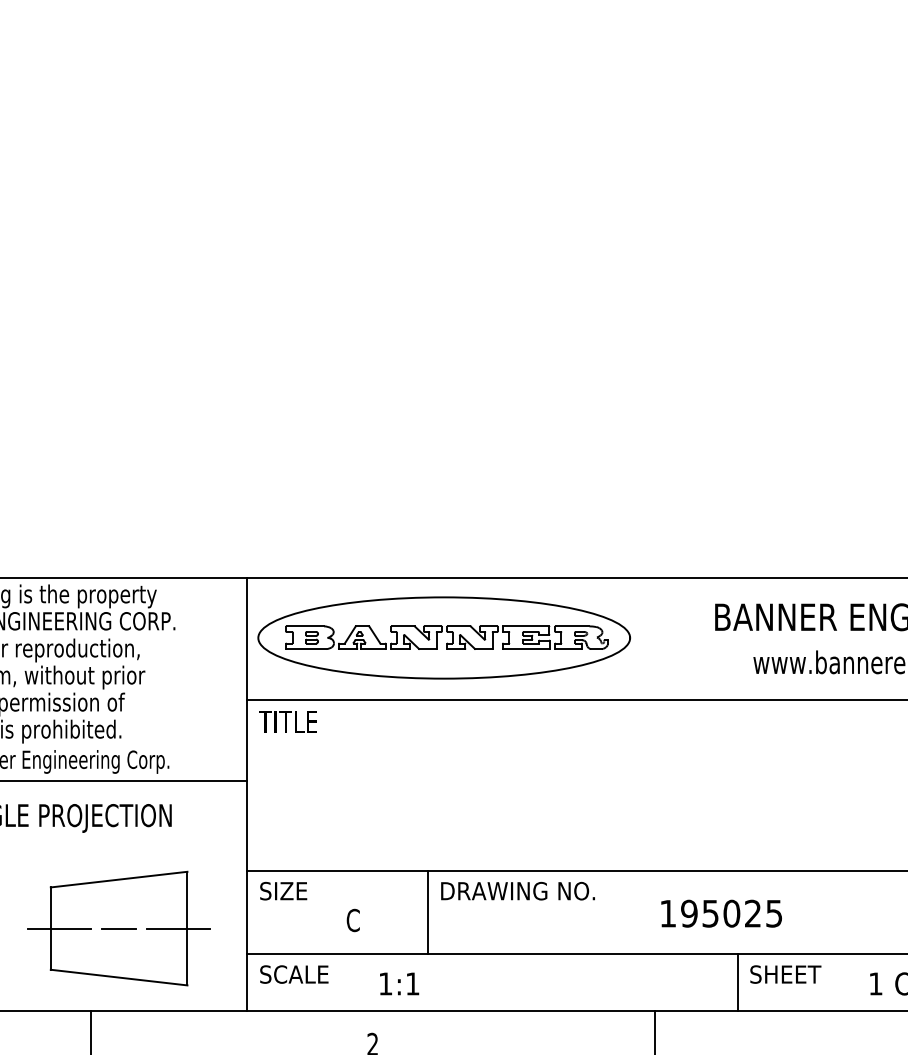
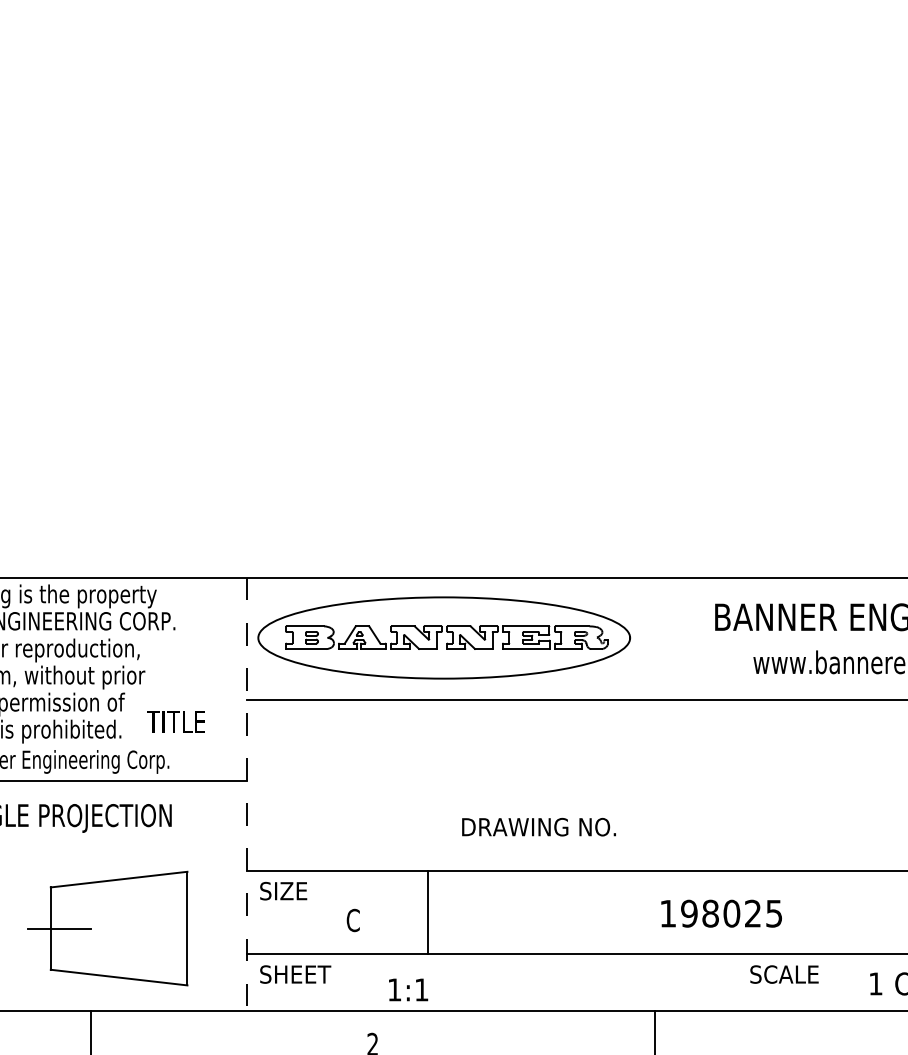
text position: (287, 721) -> (175, 721) (175, 721)
line: solid -> dashed (247, 794)
text position: (517, 890) -> (538, 826) (538, 826)
text: 195025 -> 198025 (710, 913)
line: present -> none (119, 928)
line: present -> none (178, 928)
text: SCALE -> SHEET (302, 974)
text: SHEET -> SCALE (792, 974)
line: present -> none (737, 982)
text position: (399, 983) -> (408, 989) (408, 989)
